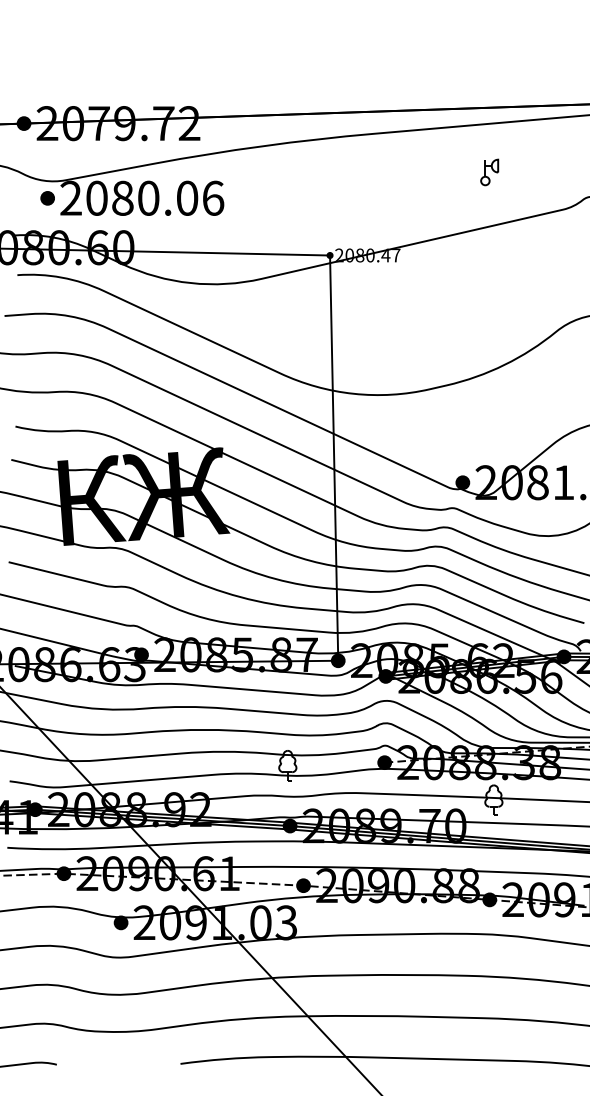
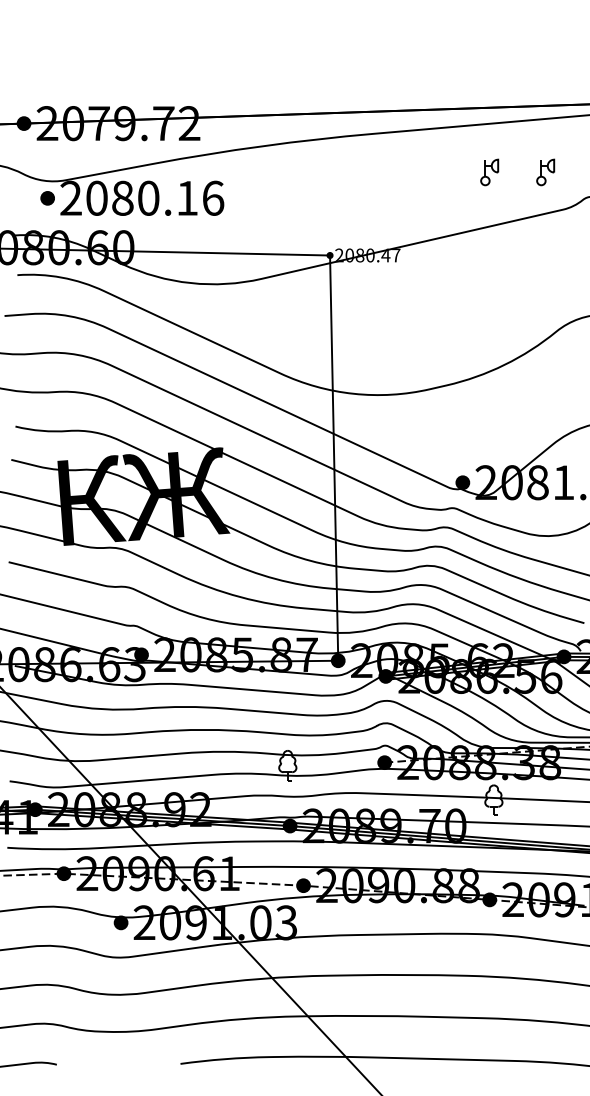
part: none -> present (545, 172)
text: 2080.06 -> 2080.16 (187, 197)
